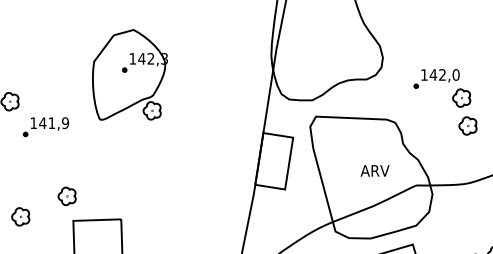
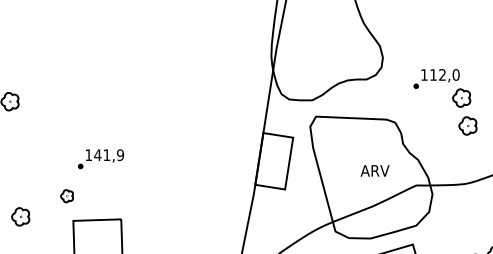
part: present -> none (129, 74)
text: 142,0 -> 112,0 (433, 74)
part position: (45, 127) -> (100, 159) (100, 159)
part size: 20x20 px -> 14x15 px (66, 196)
